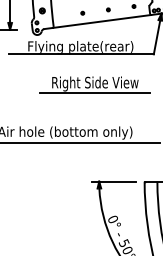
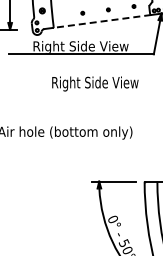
line: solid -> dashed (102, 21)
text: Flying plate(rear) -> Right Side View (80, 46)
line: present -> none (94, 92)
line: present -> none (80, 142)
